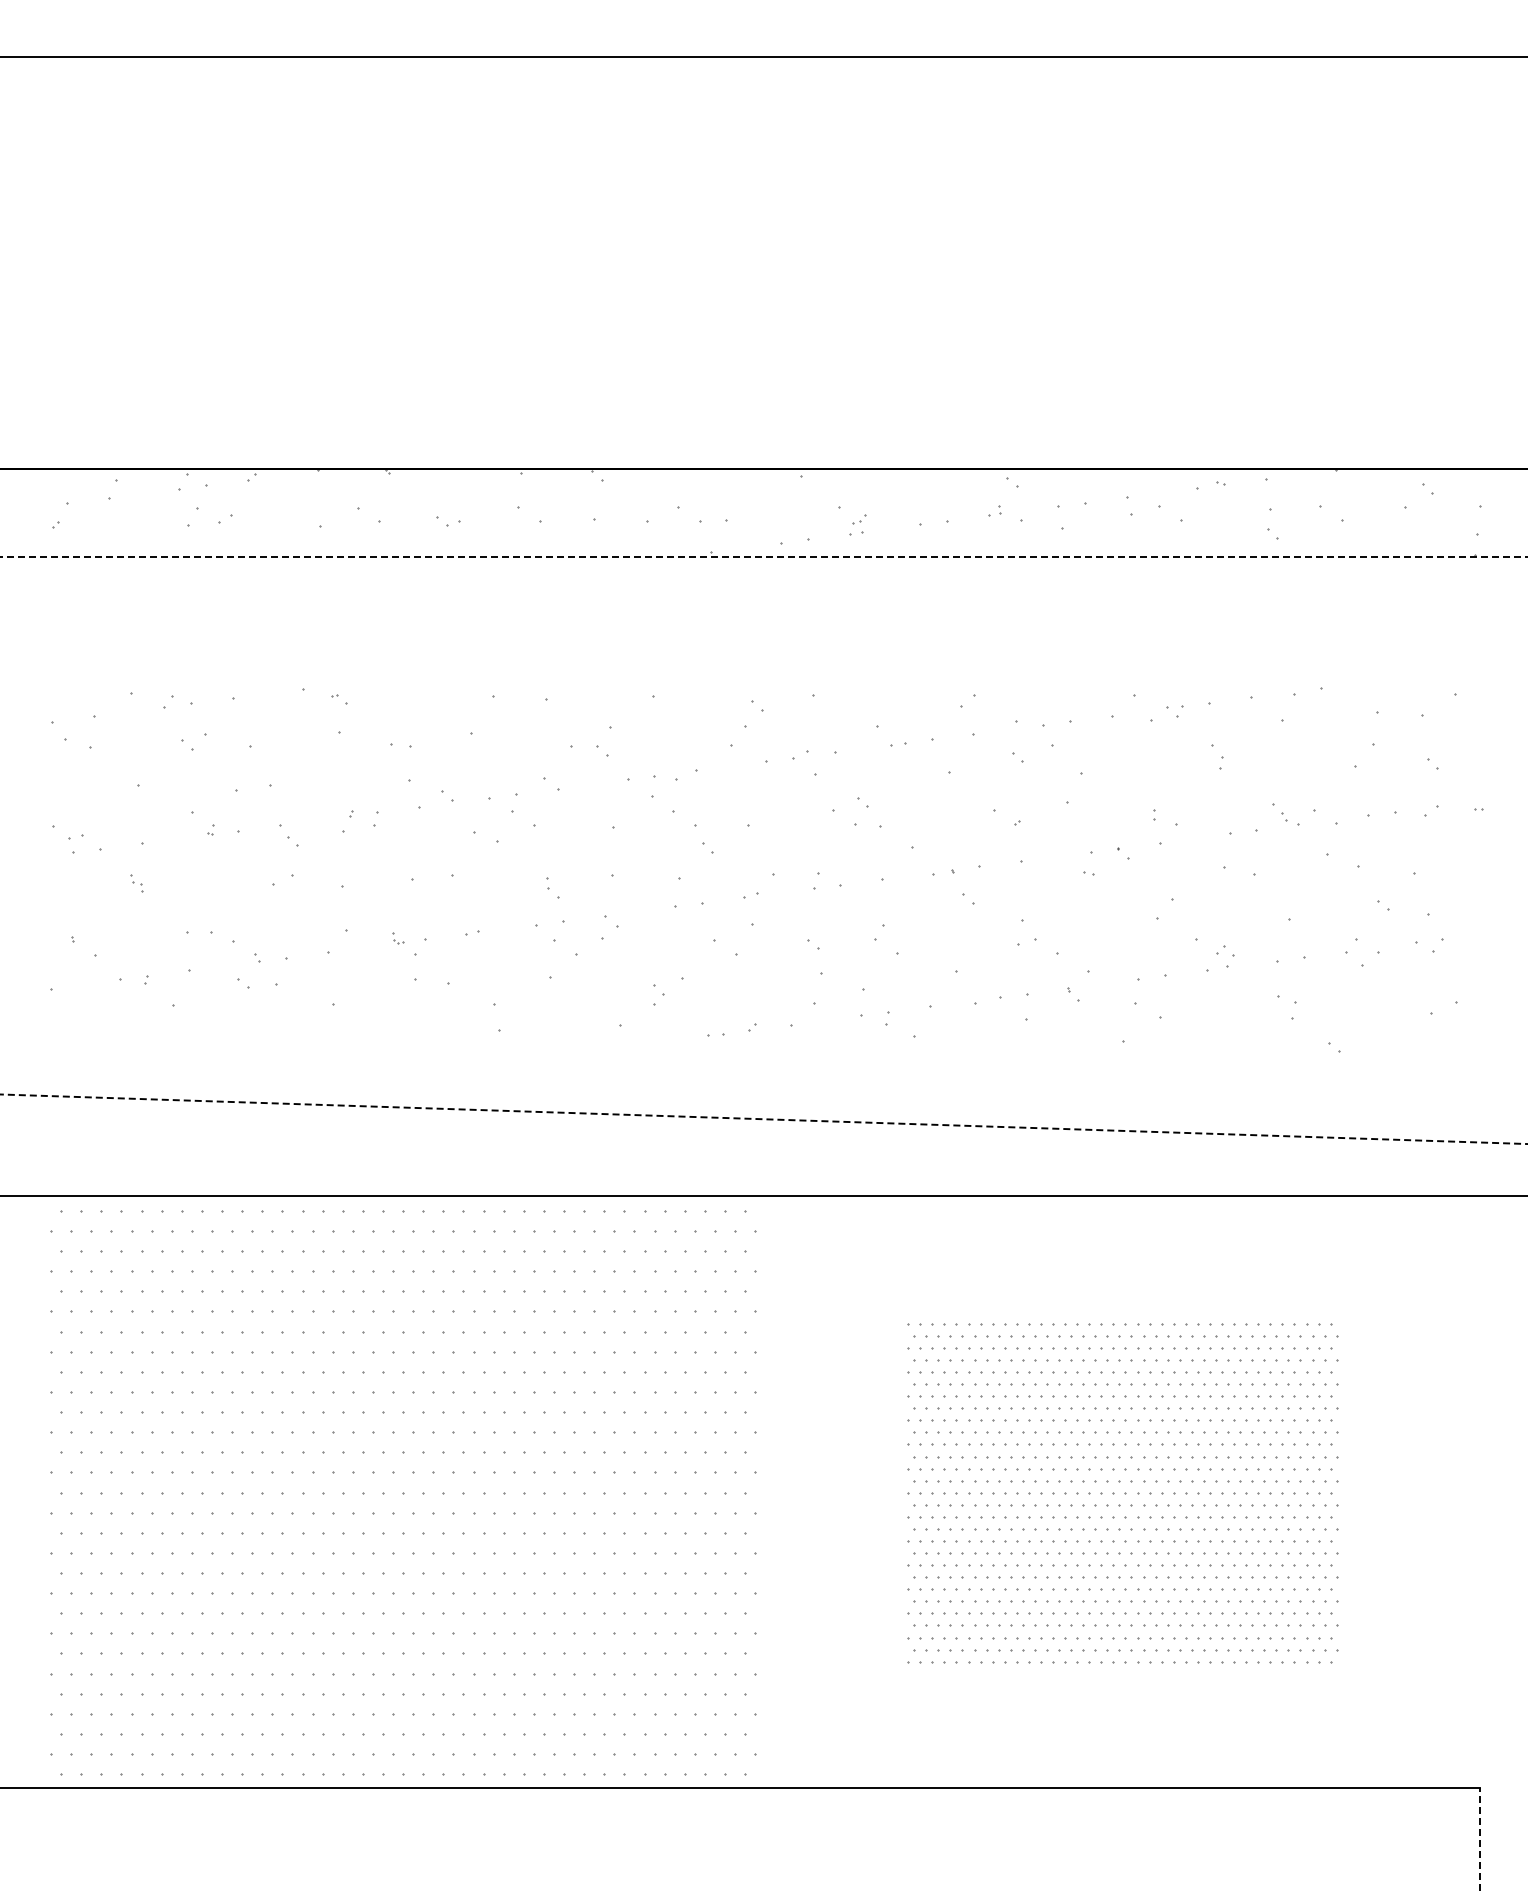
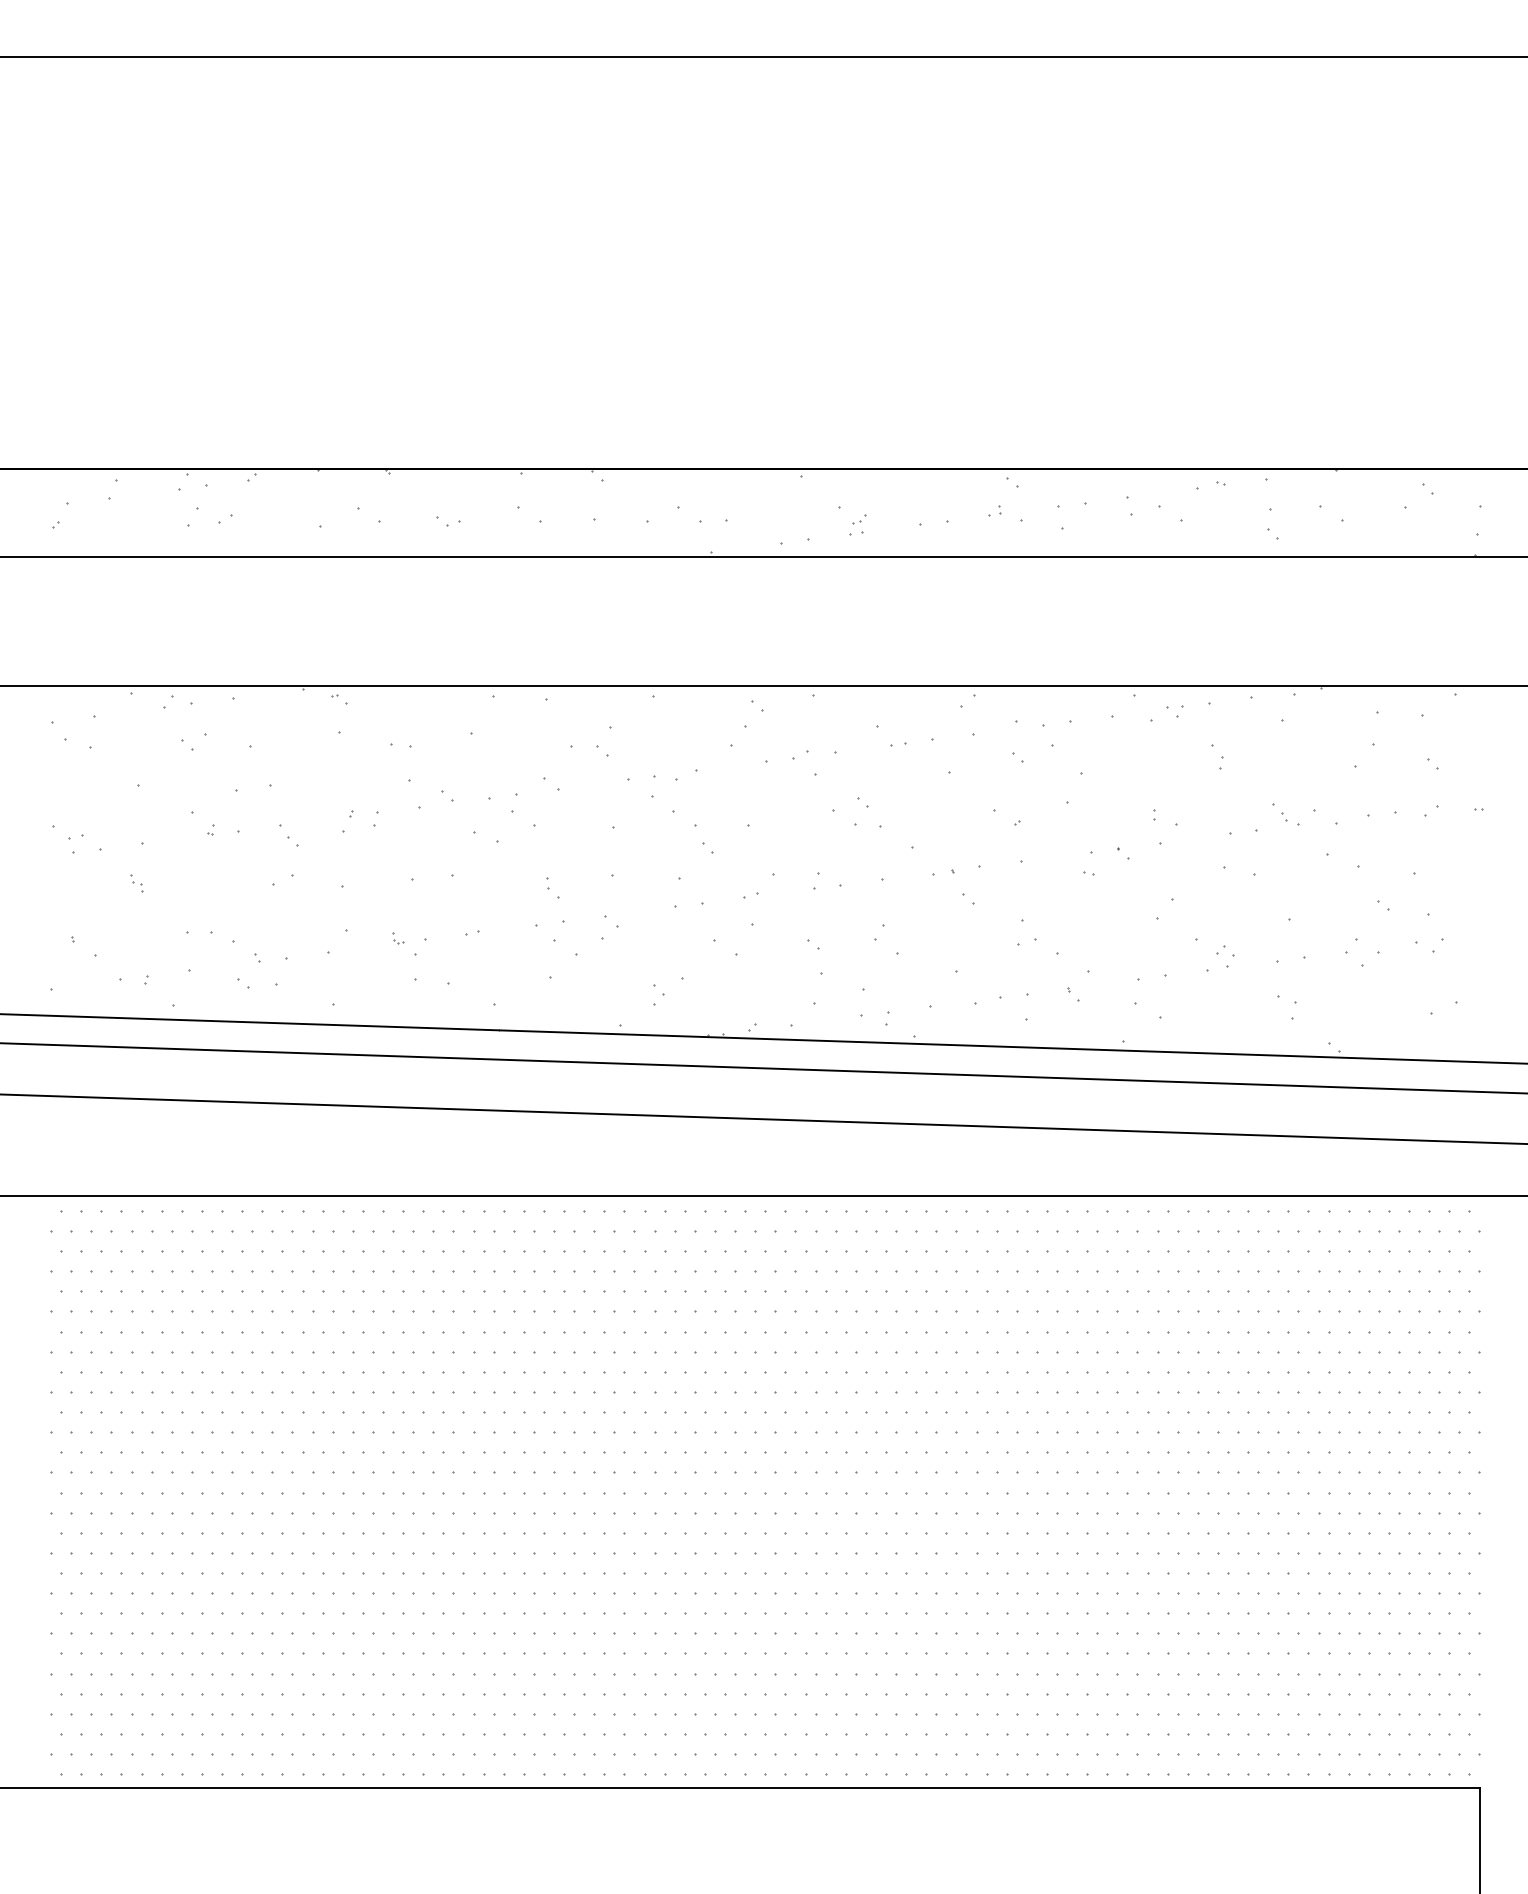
line: dashed -> solid (764, 557)
line: none -> present (763, 686)
line: none -> present (763, 1038)
line: none -> present (763, 1068)
line: dashed -> solid (764, 1119)
part size: 432x341 px -> 717x566 px (1122, 1492)
line: dashed -> solid (1480, 1840)
